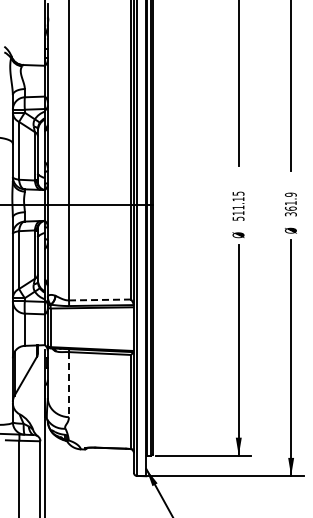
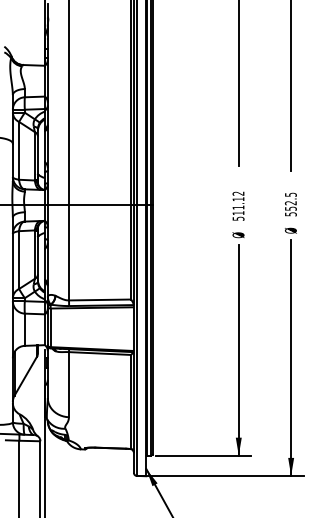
text: 511.15 -> 511.12 (238, 193)
text: 361.9 -> 552.5 (290, 204)
line: dashed -> solid (99, 299)
line: dashed -> solid (69, 384)
